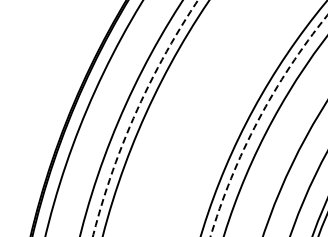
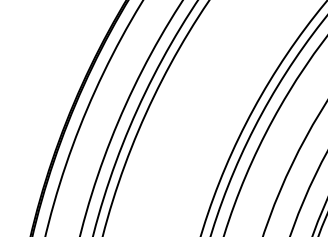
arc: dashed -> solid (135, 113)
arc: dashed -> solid (257, 121)
